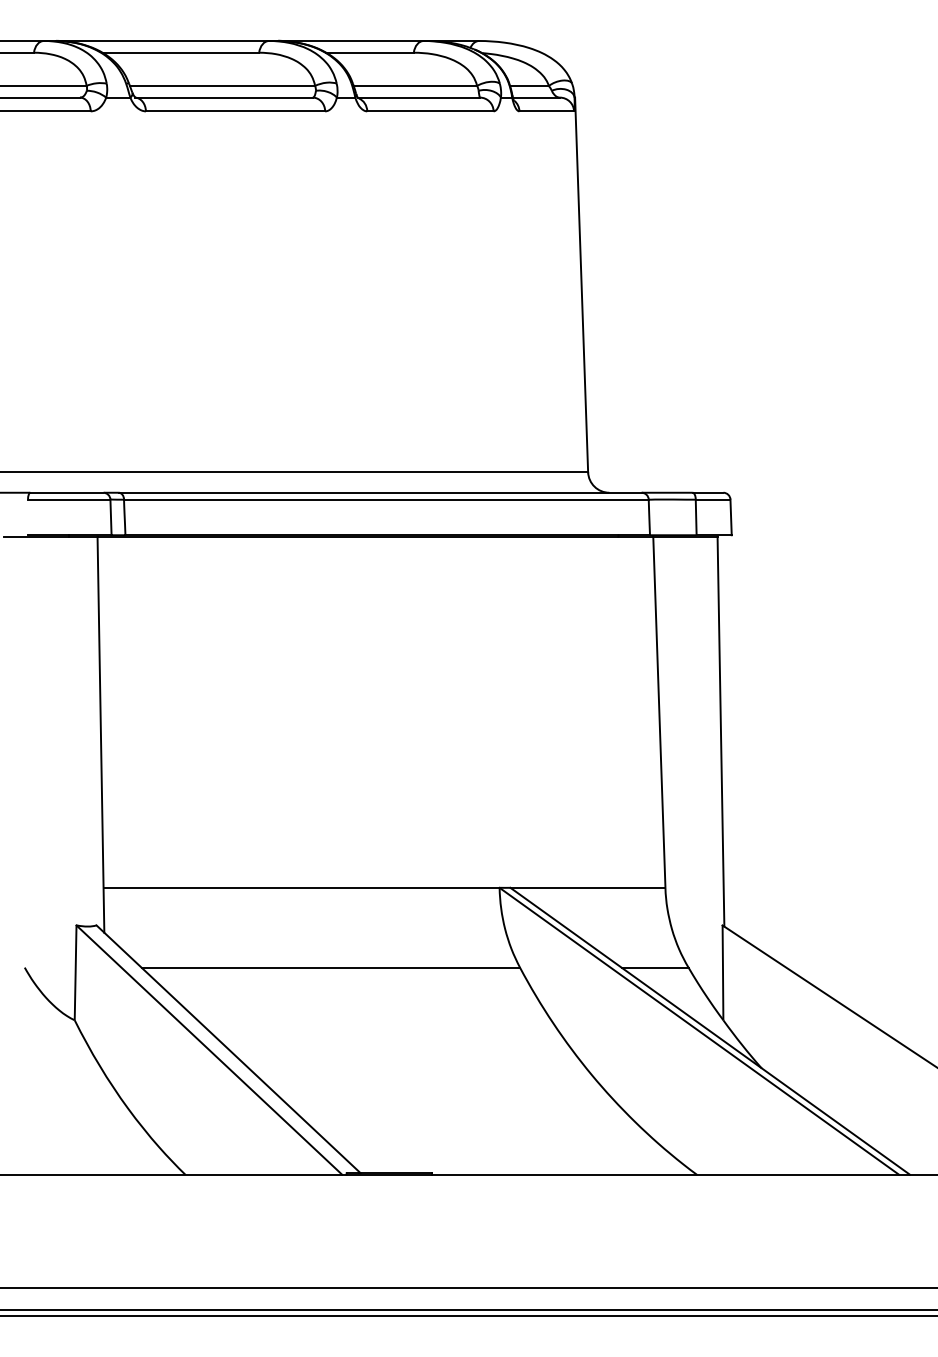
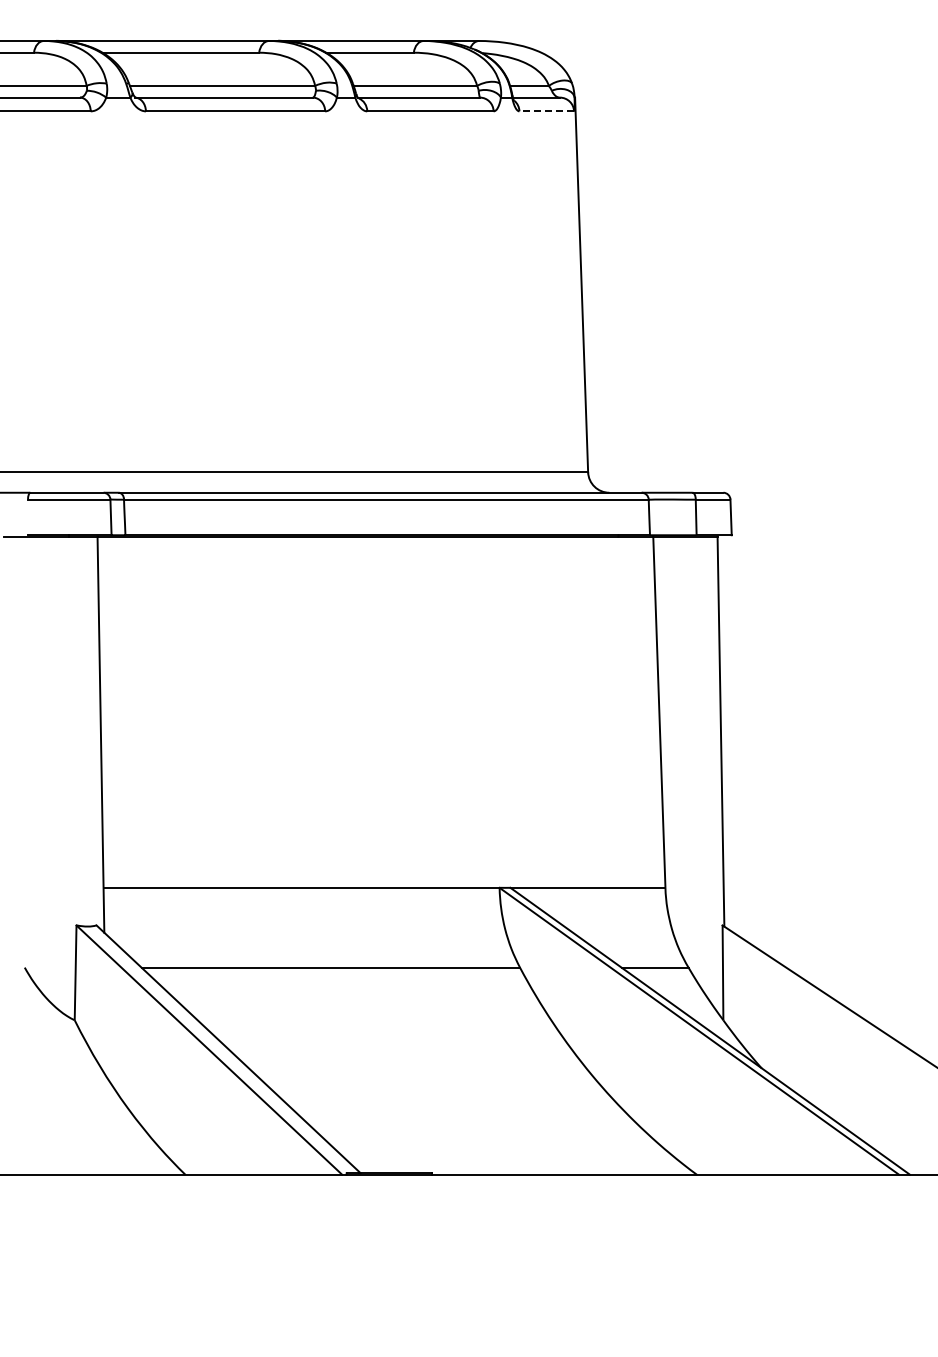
line: solid -> dashed (546, 111)
line: present -> none (468, 1287)
line: present -> none (468, 1309)
line: present -> none (468, 1316)
